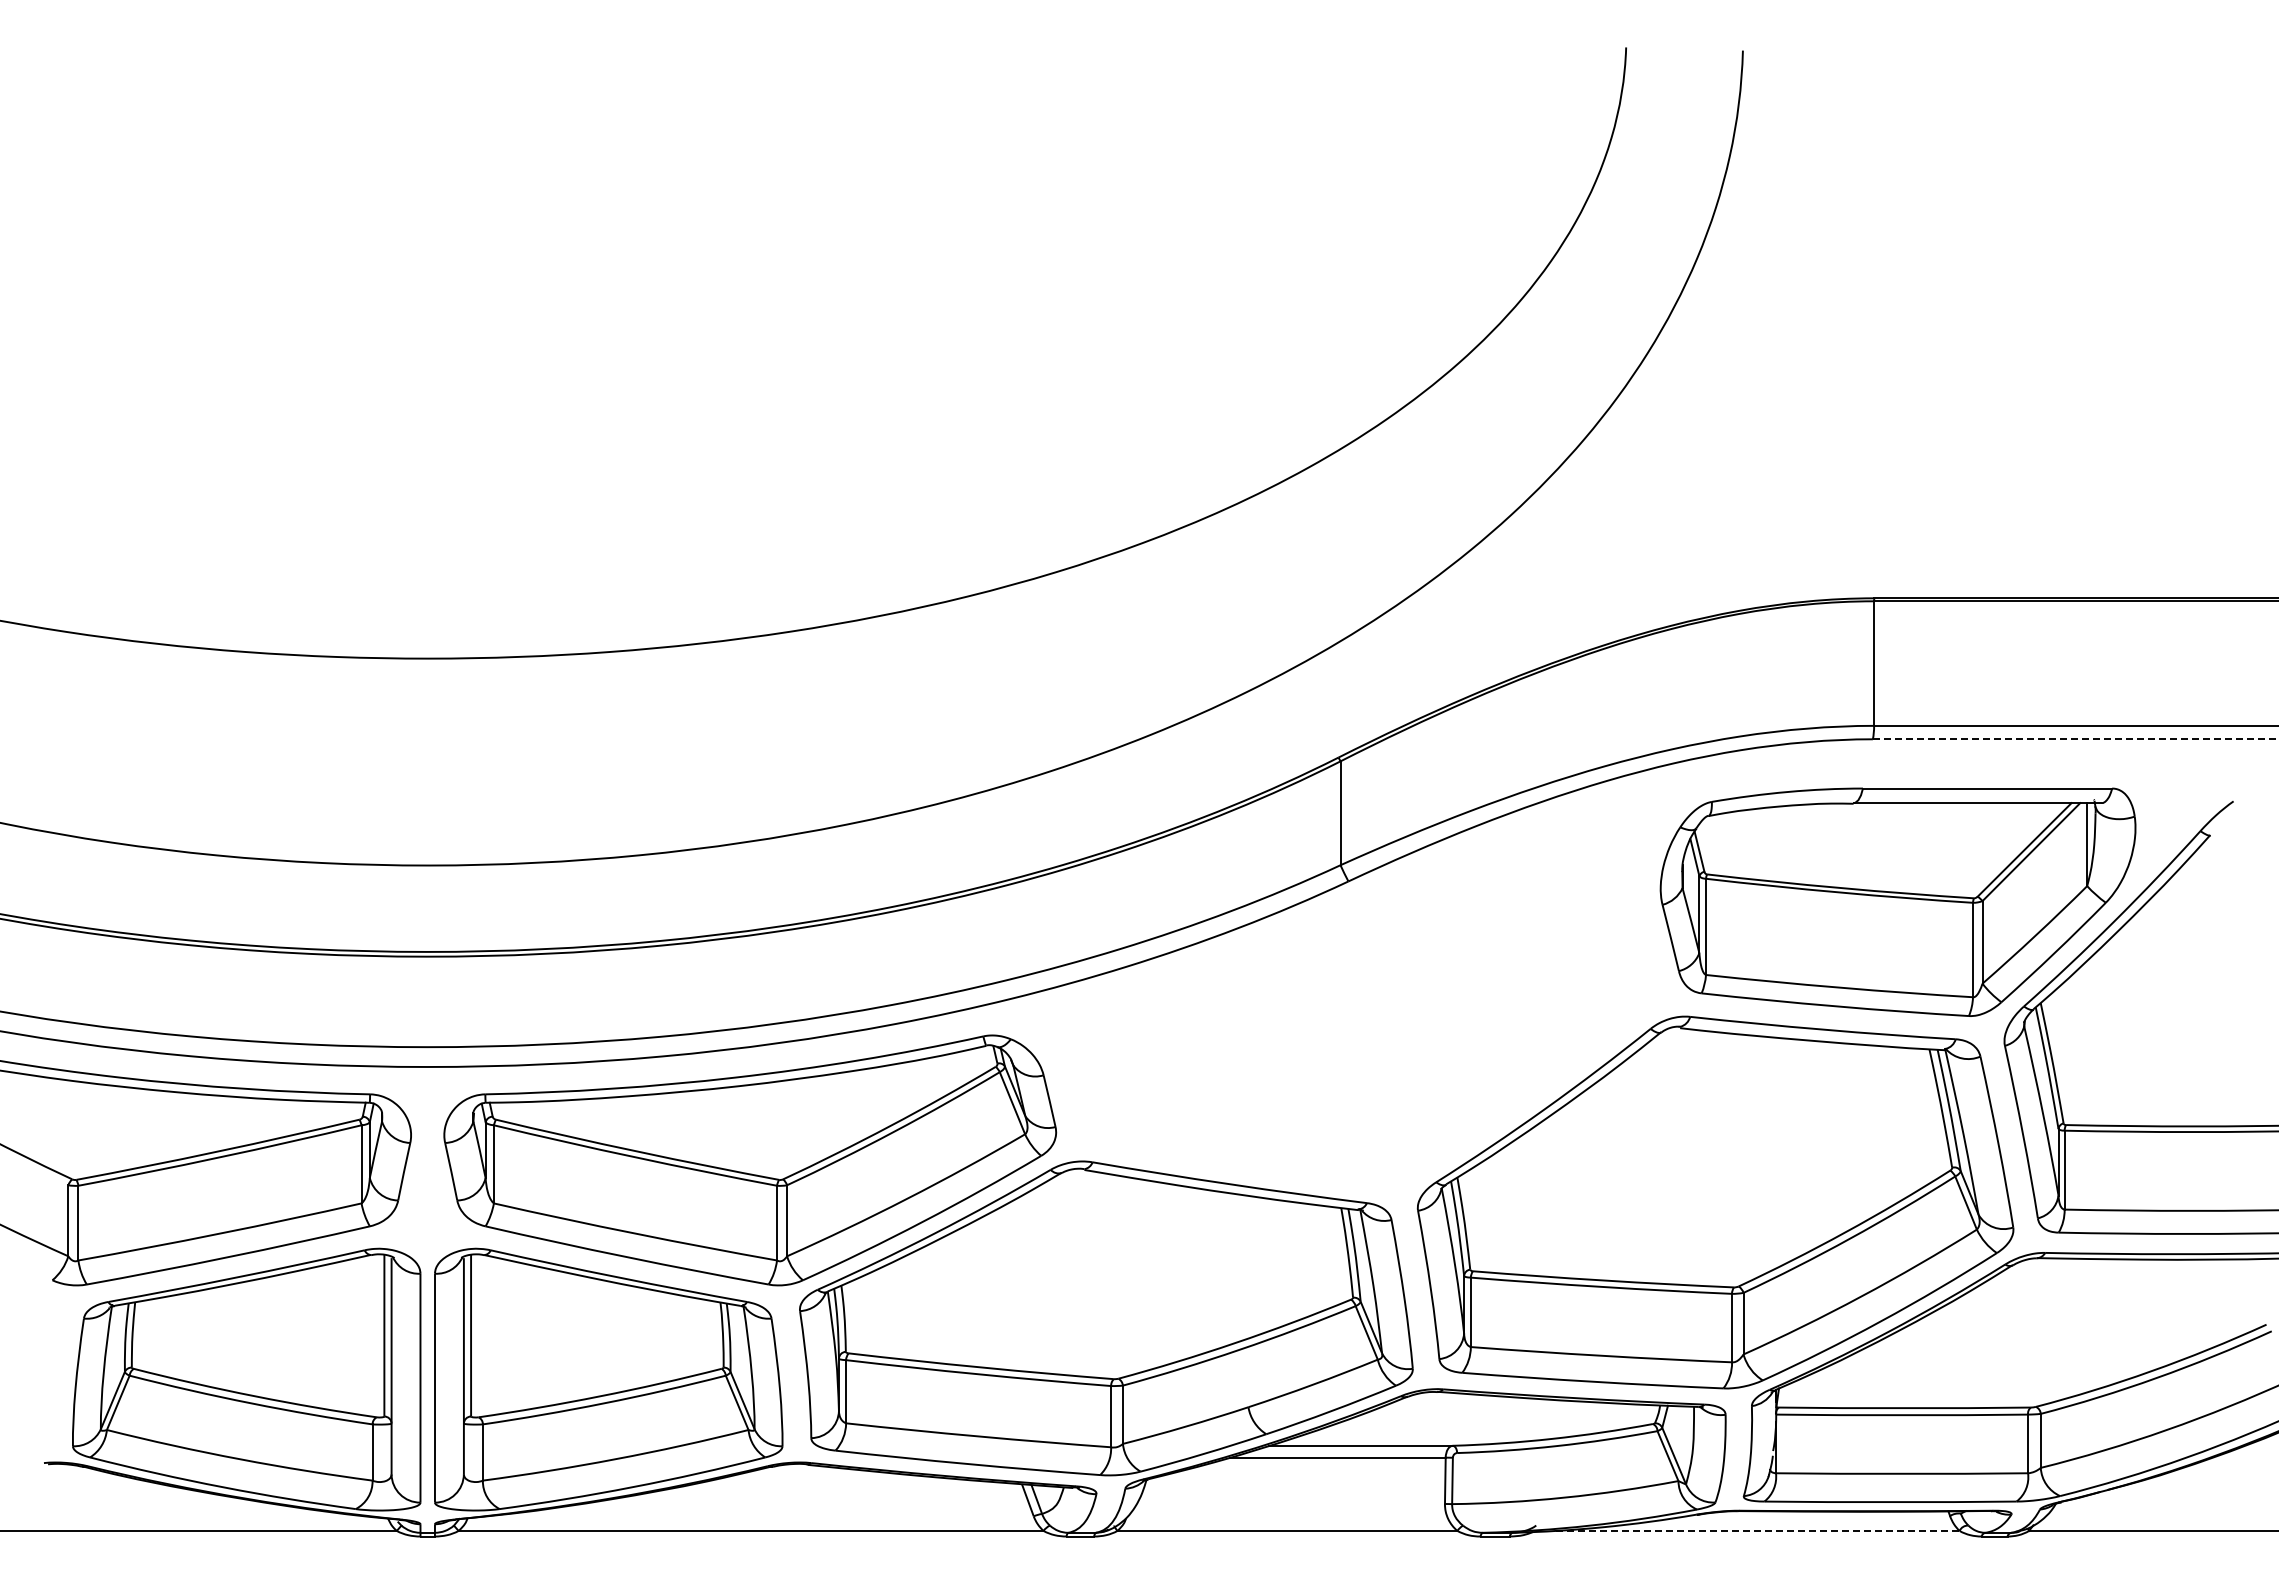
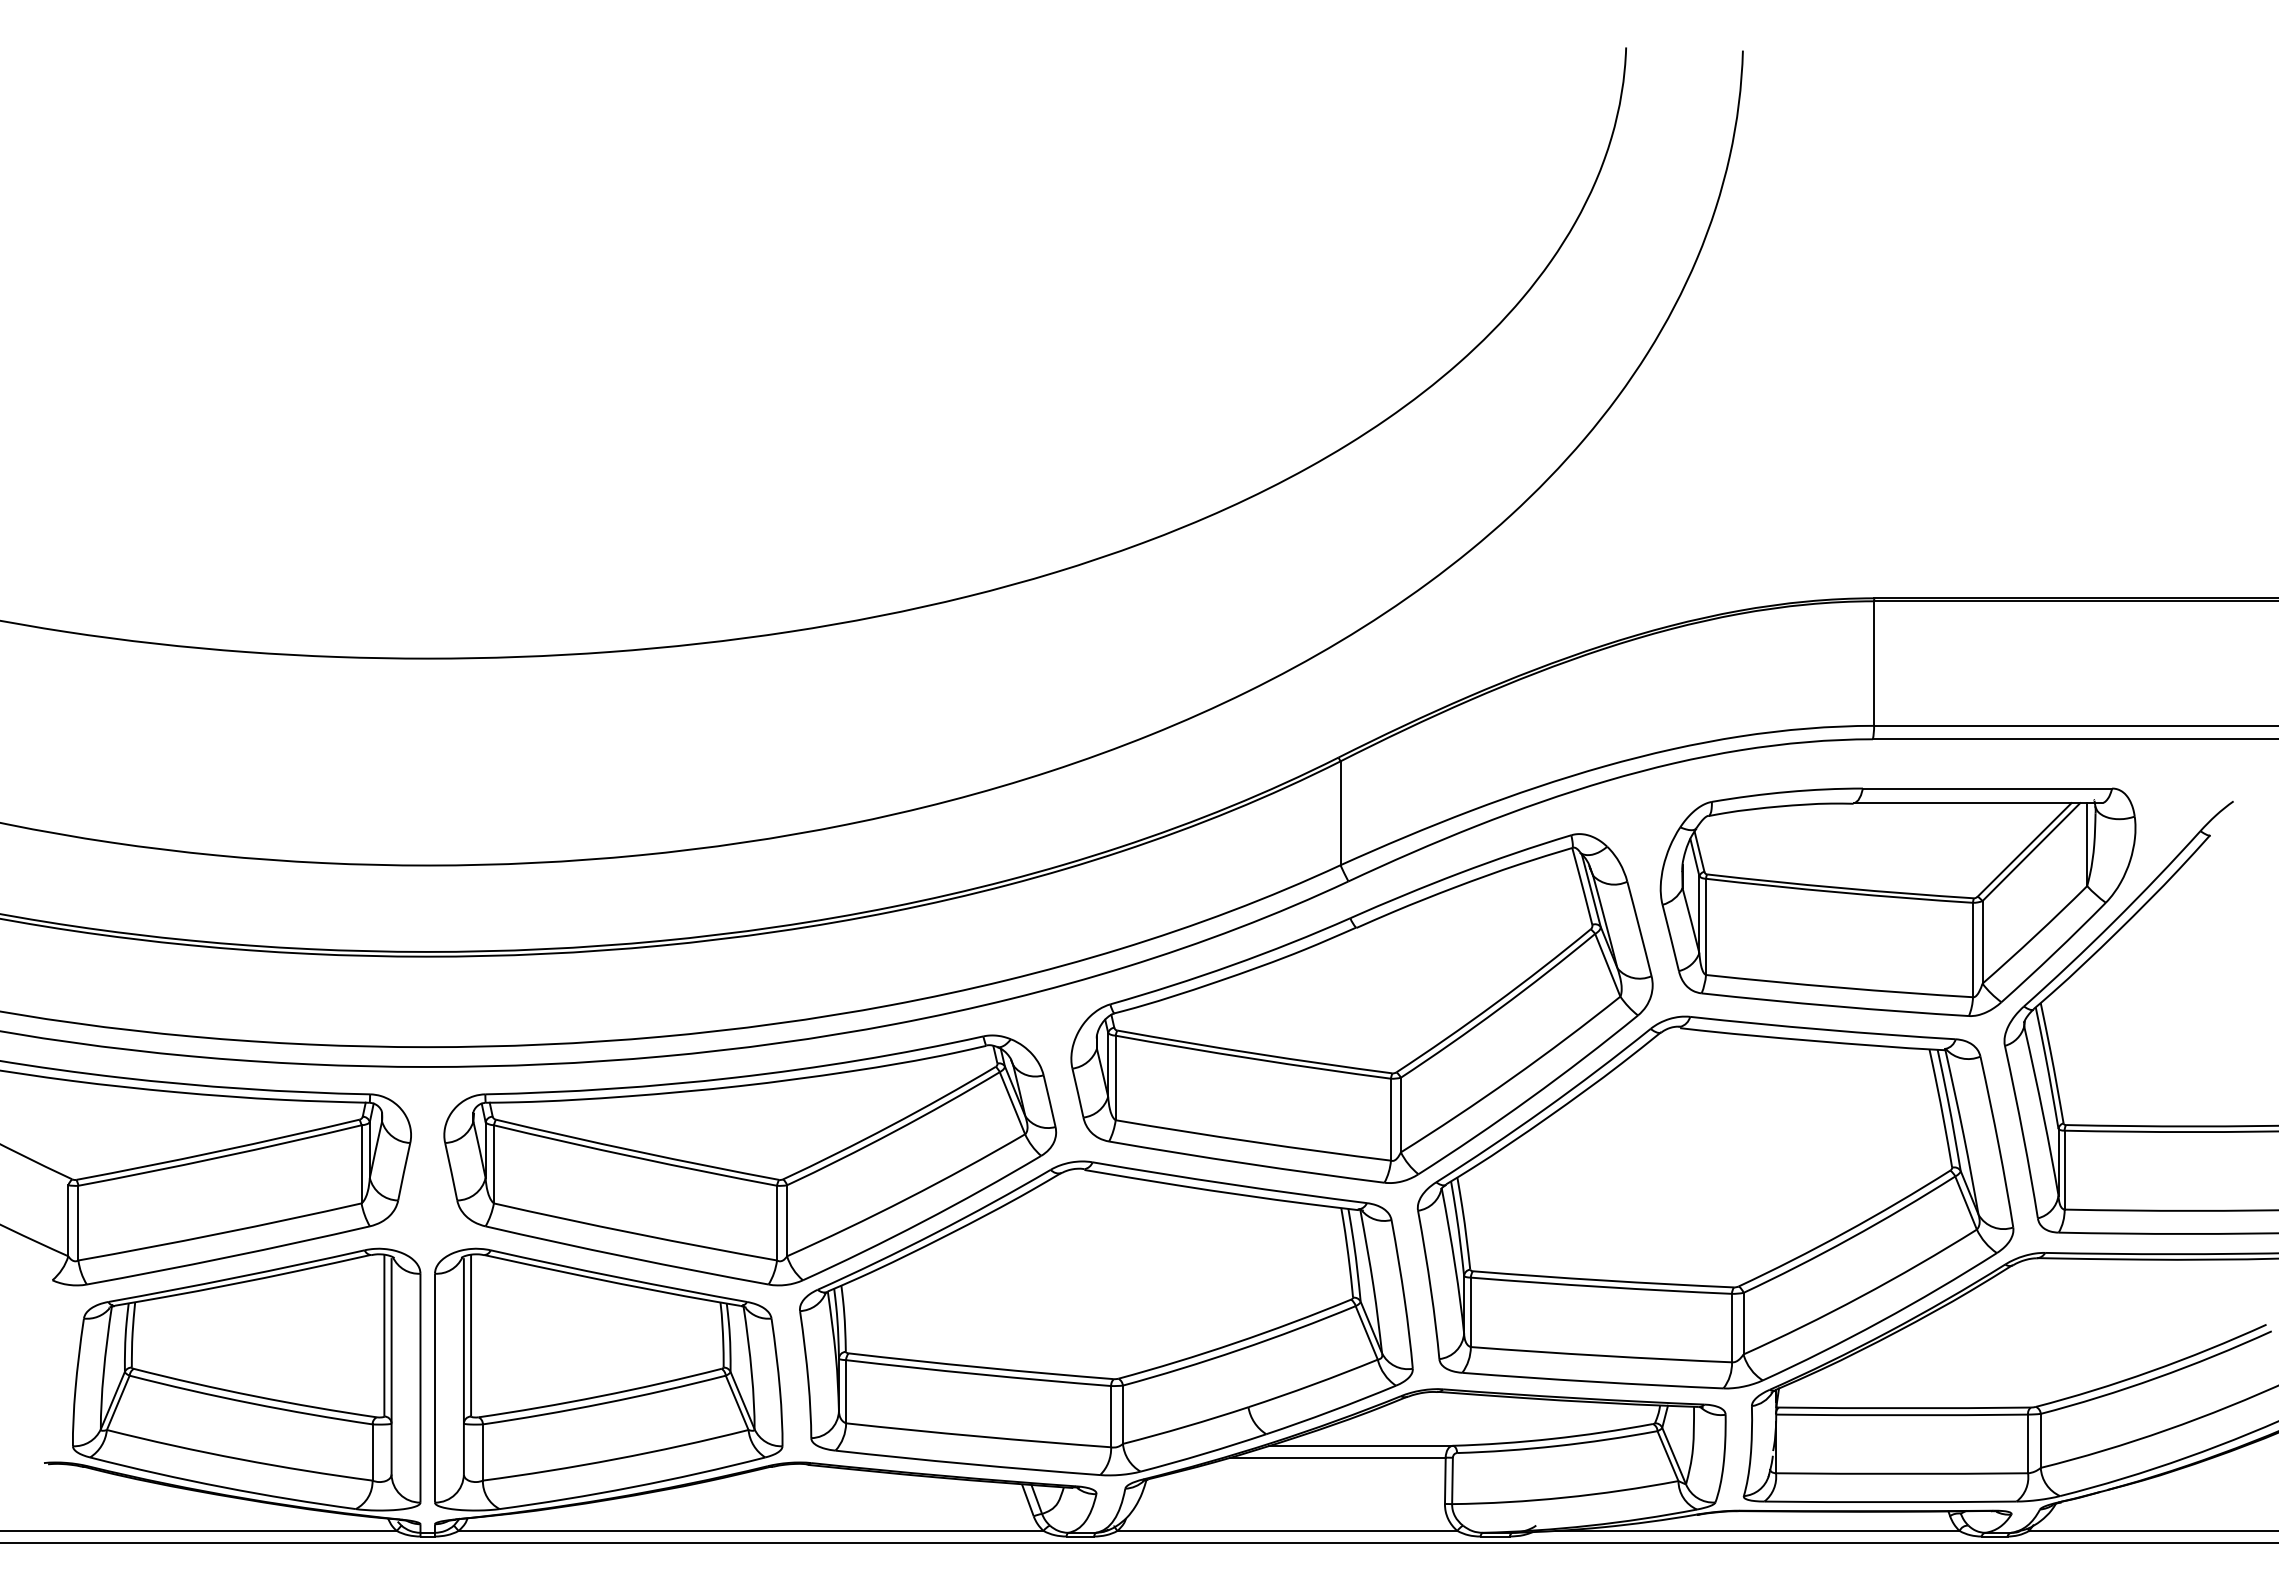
line: dashed -> solid (2075, 739)
part: none -> present (1361, 1008)
line: dashed -> solid (1757, 1530)
line: none -> present (1138, 1542)
